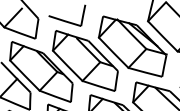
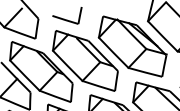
part size: 39x23 px -> 31x18 px (67, 15)
